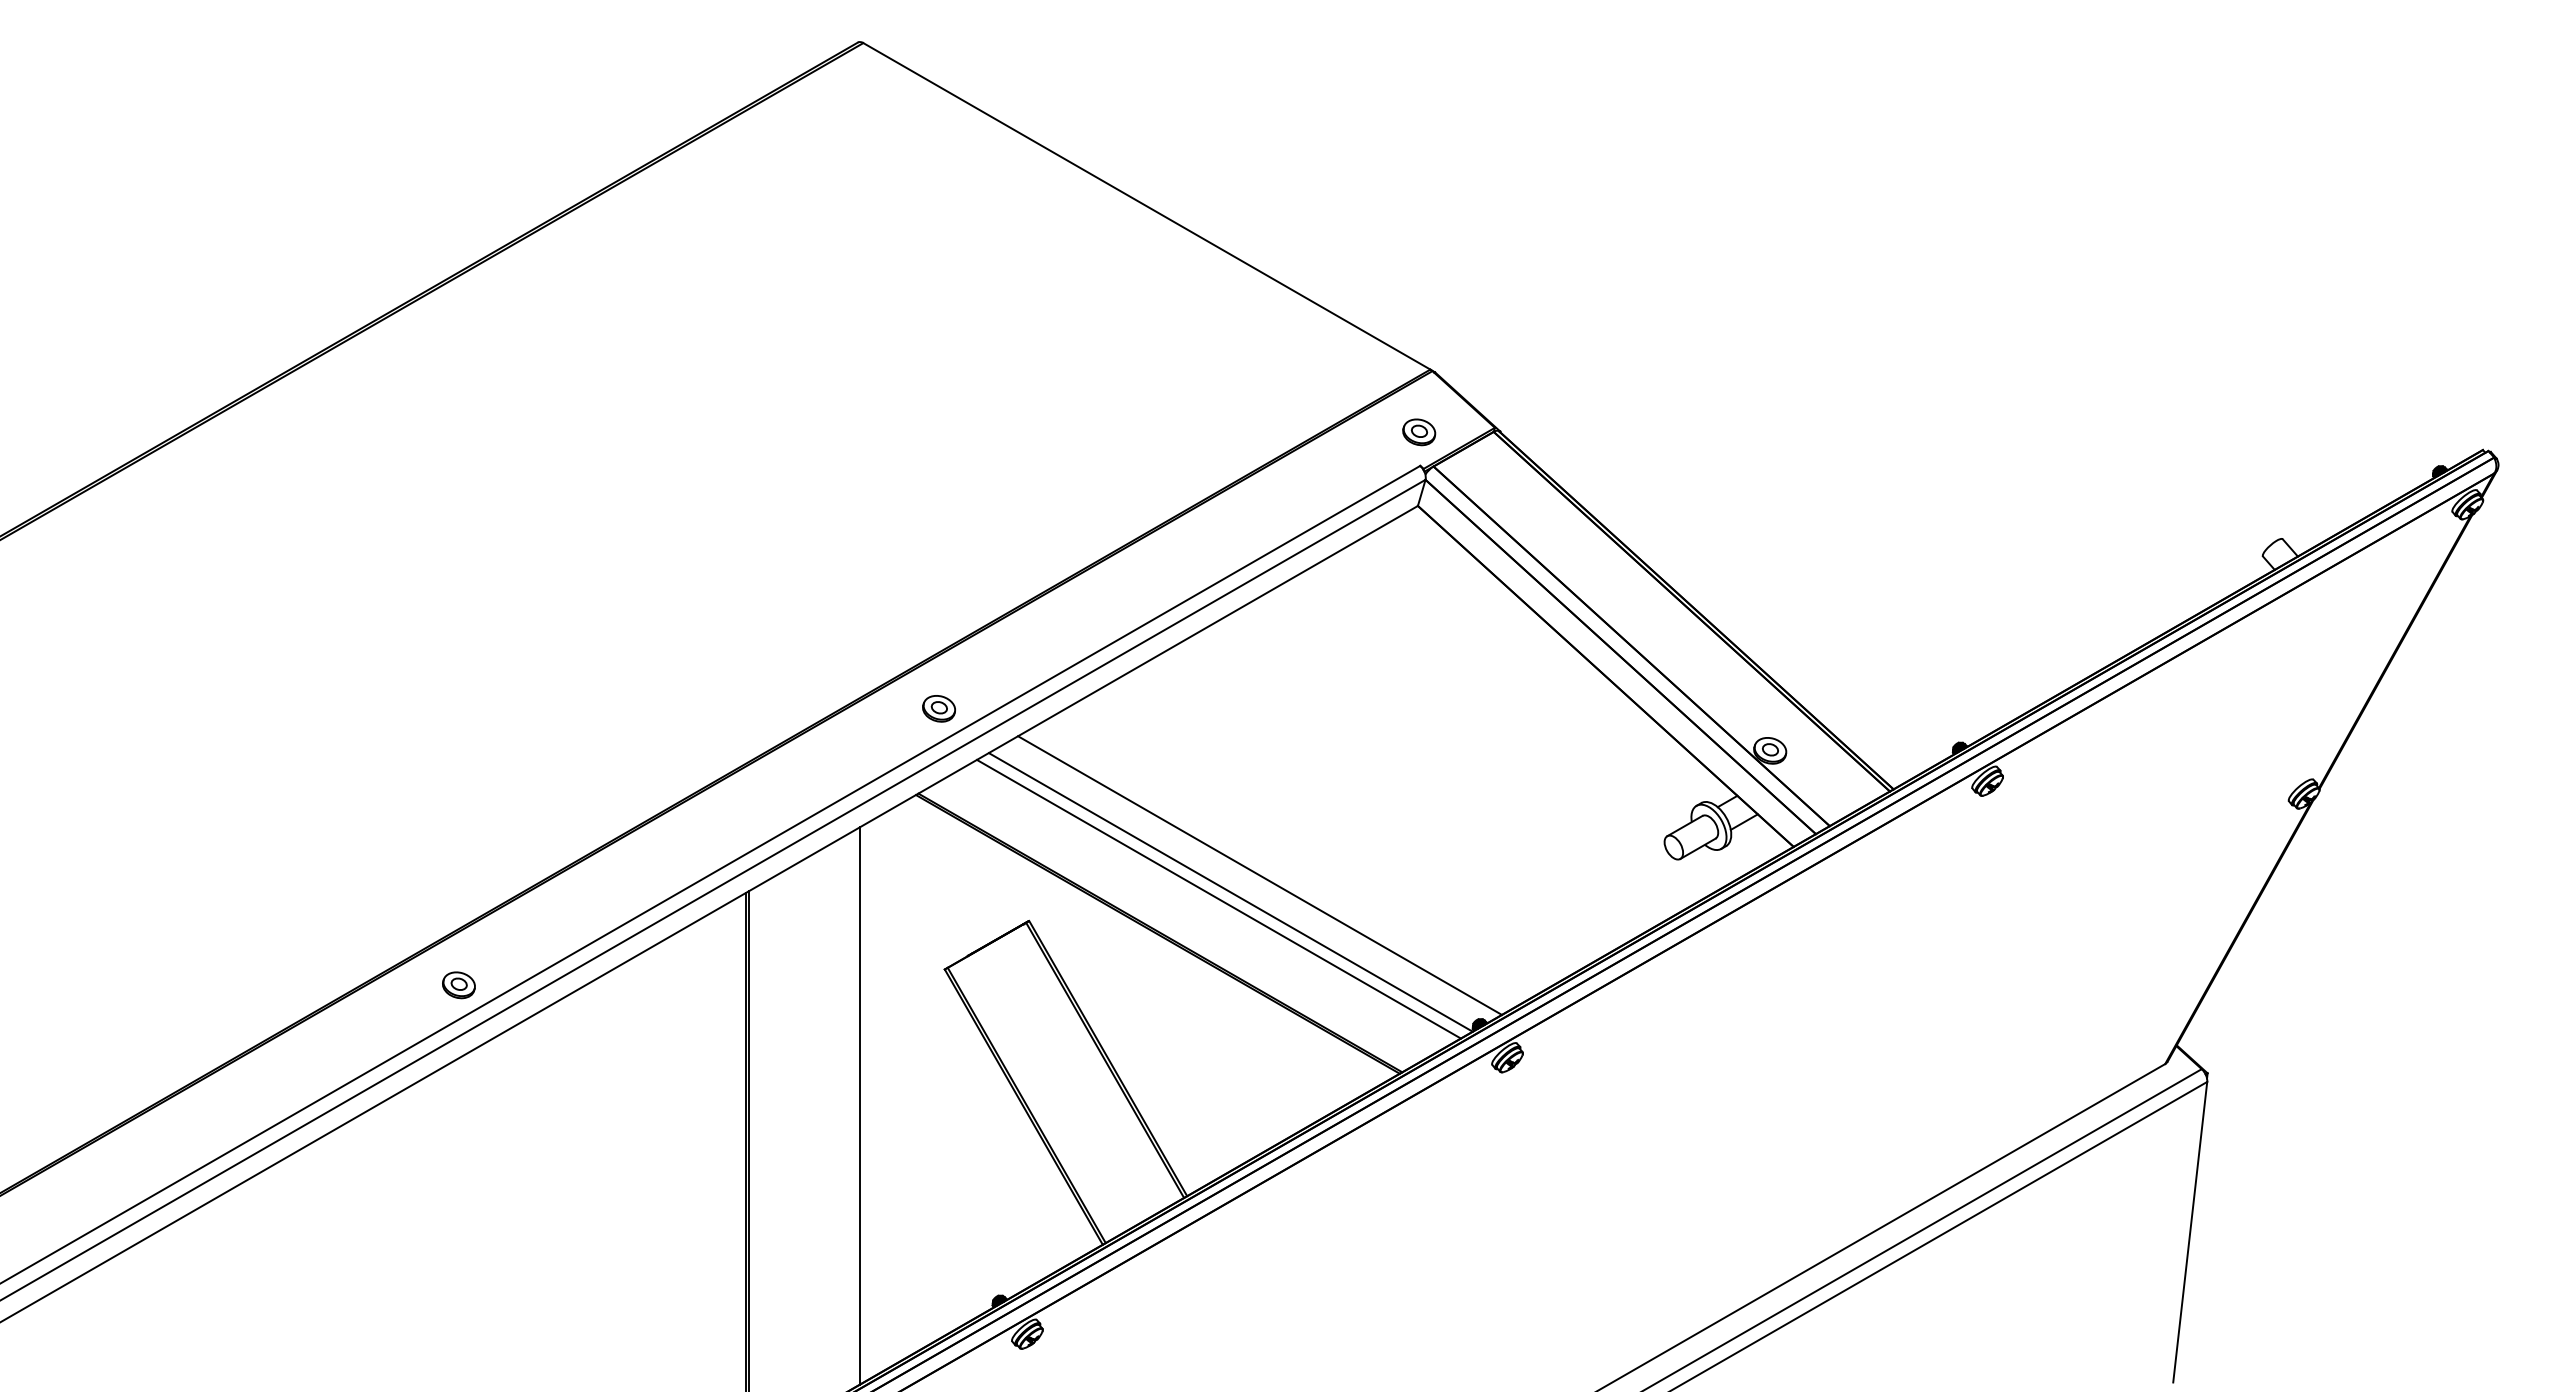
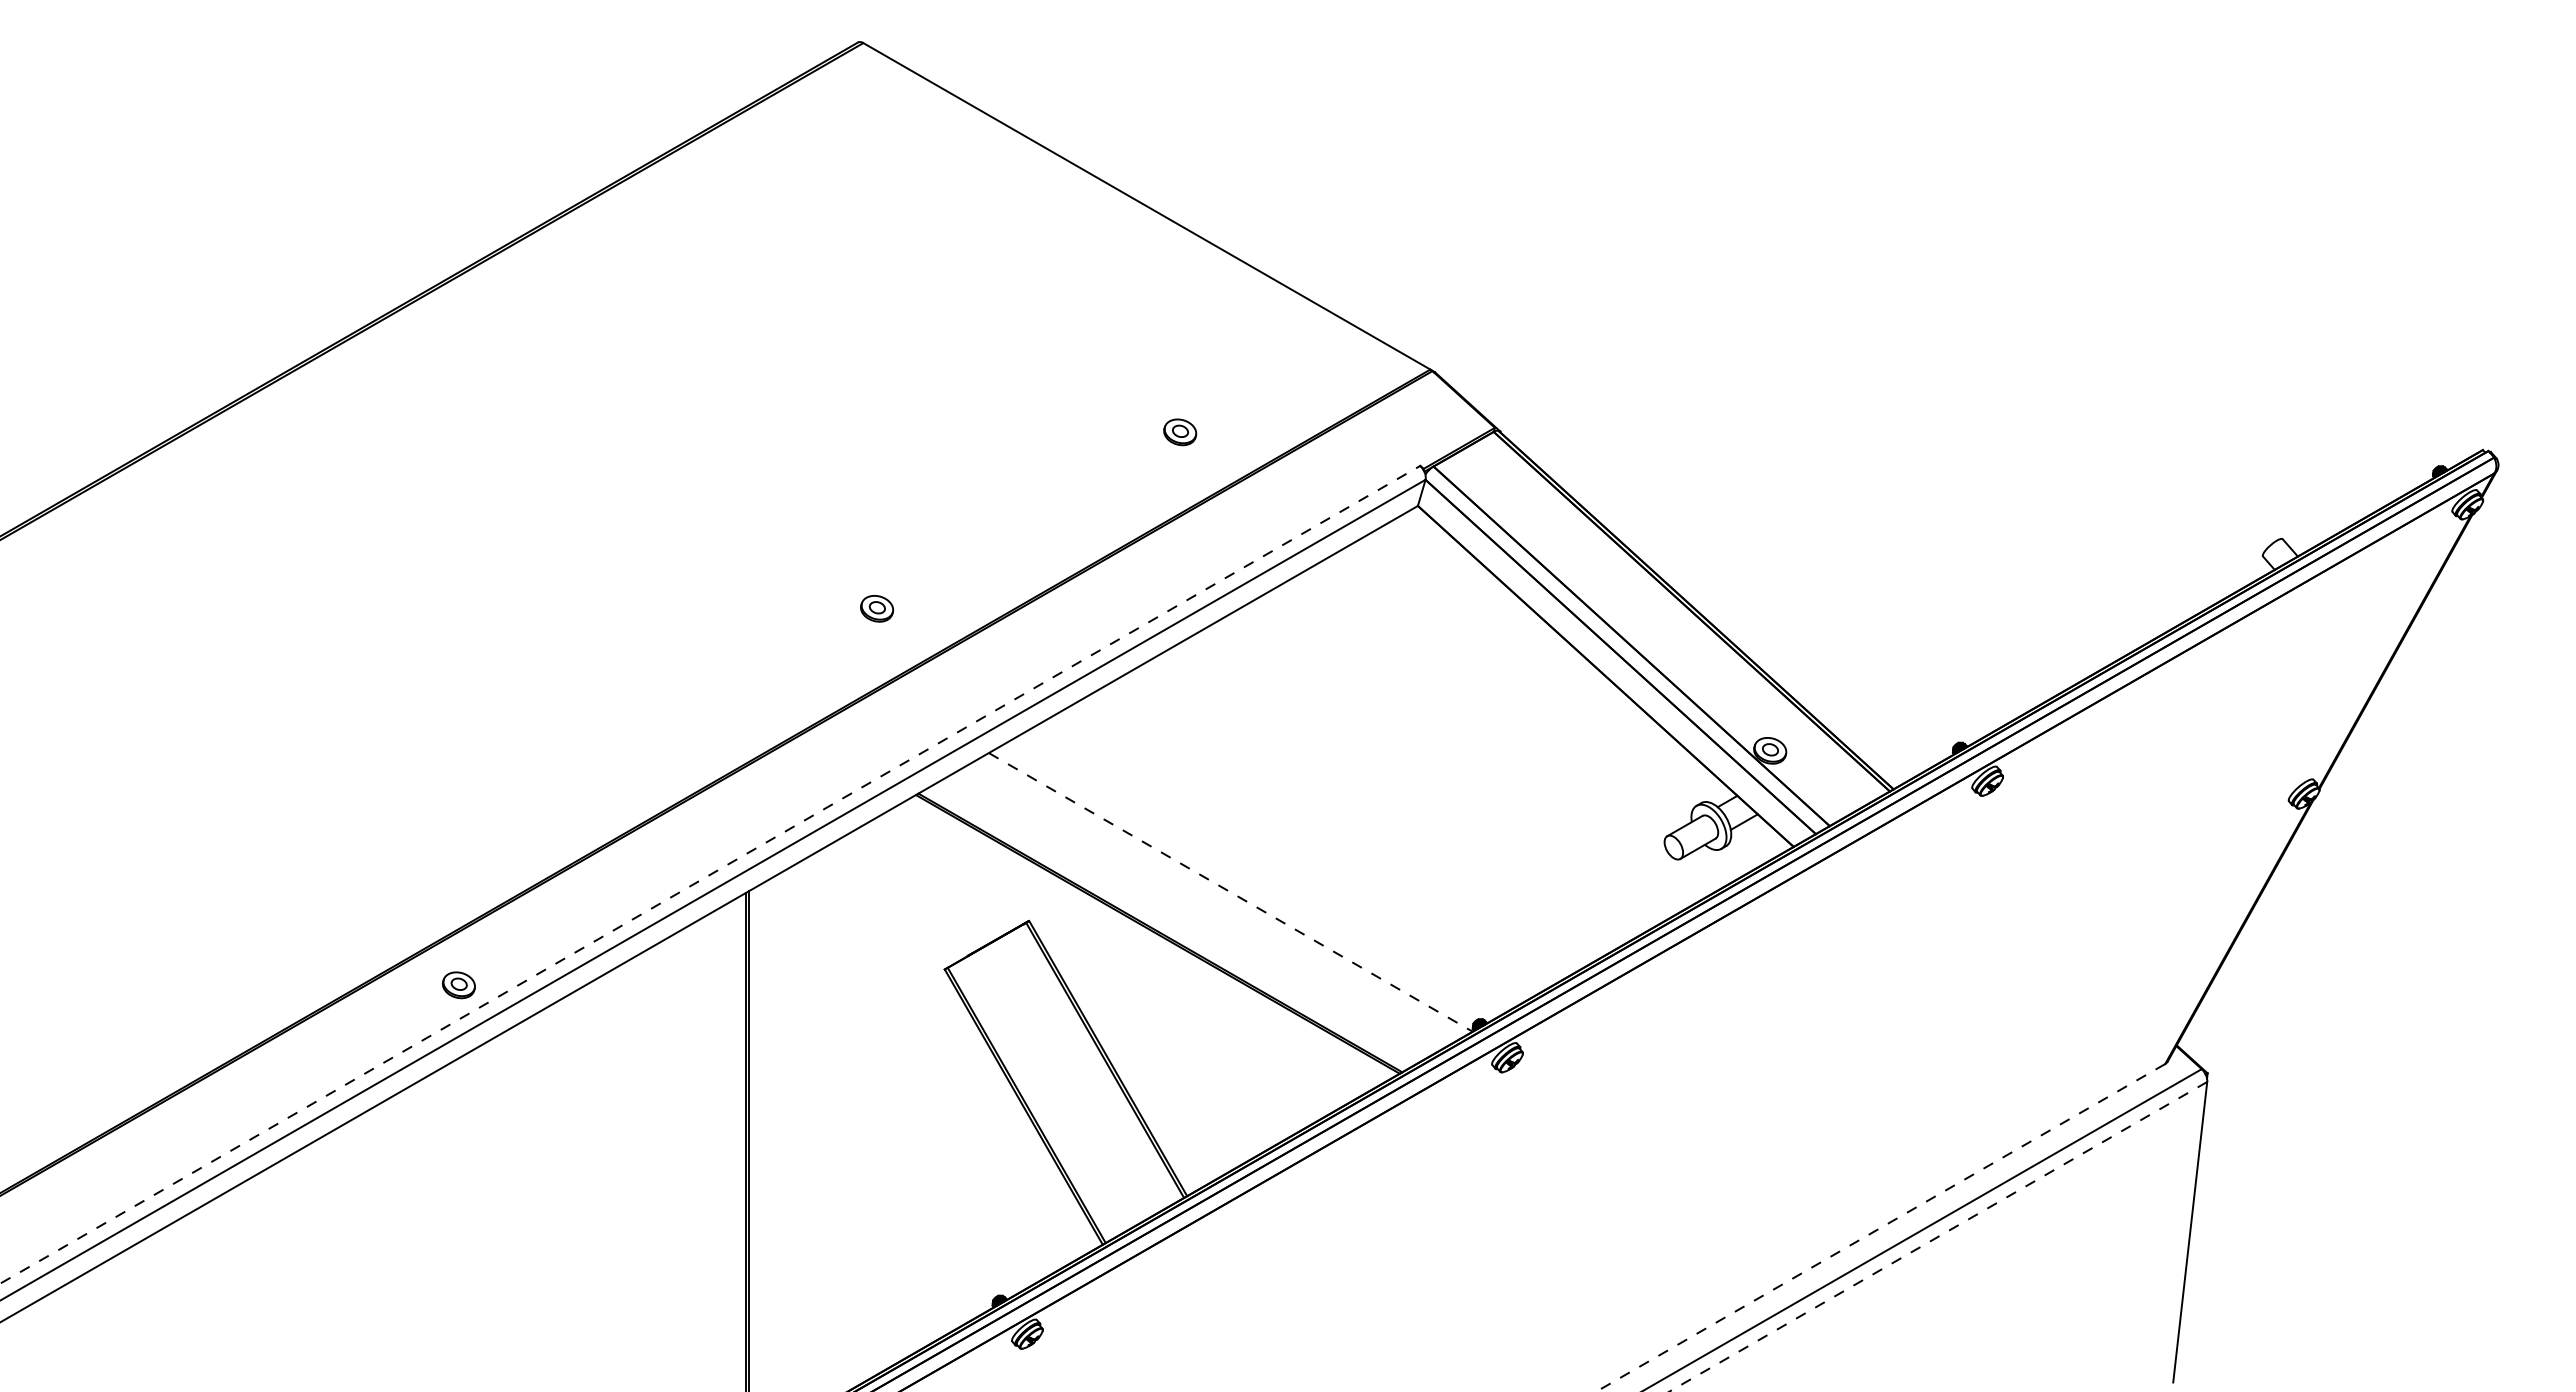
part position: (1419, 432) -> (1180, 432) (1180, 432)
part position: (938, 708) -> (876, 608) (876, 608)
line: solid -> dashed (710, 874)
line: present -> none (1260, 875)
line: solid -> dashed (1231, 892)
line: present -> none (1218, 898)
line: present -> none (859, 1105)
line: solid -> dashed (1880, 1228)
line: solid -> dashed (1937, 1237)
